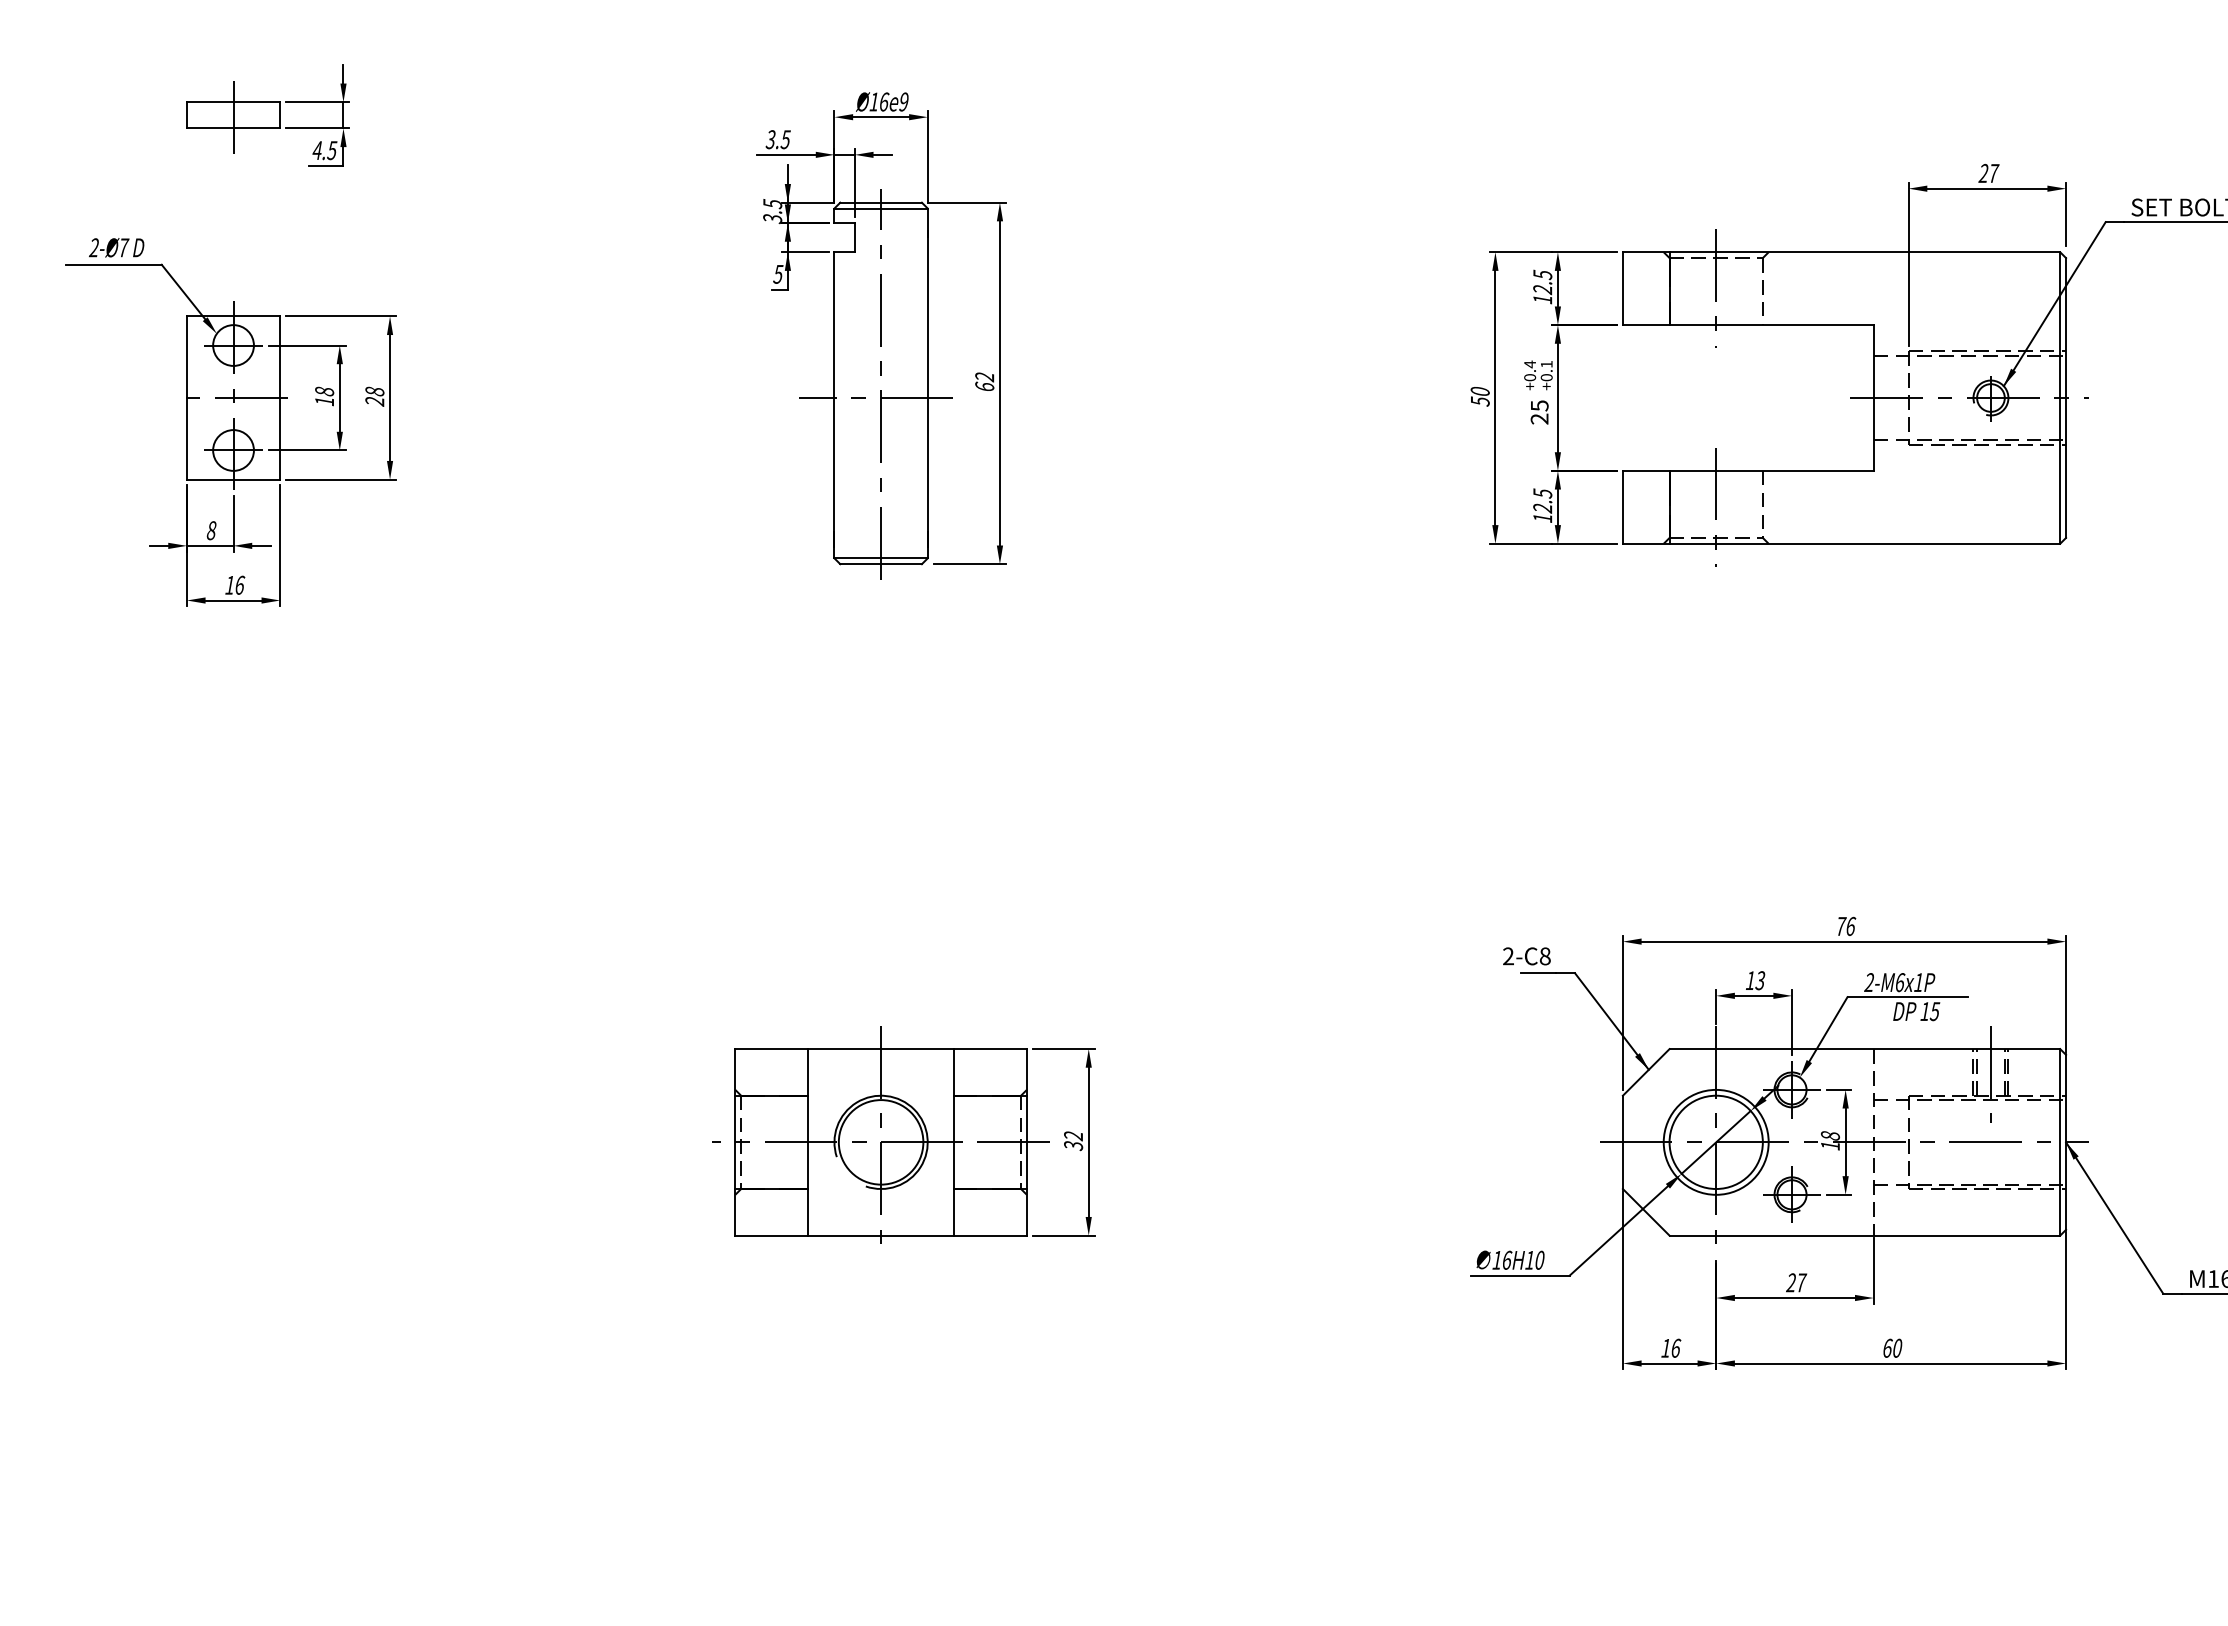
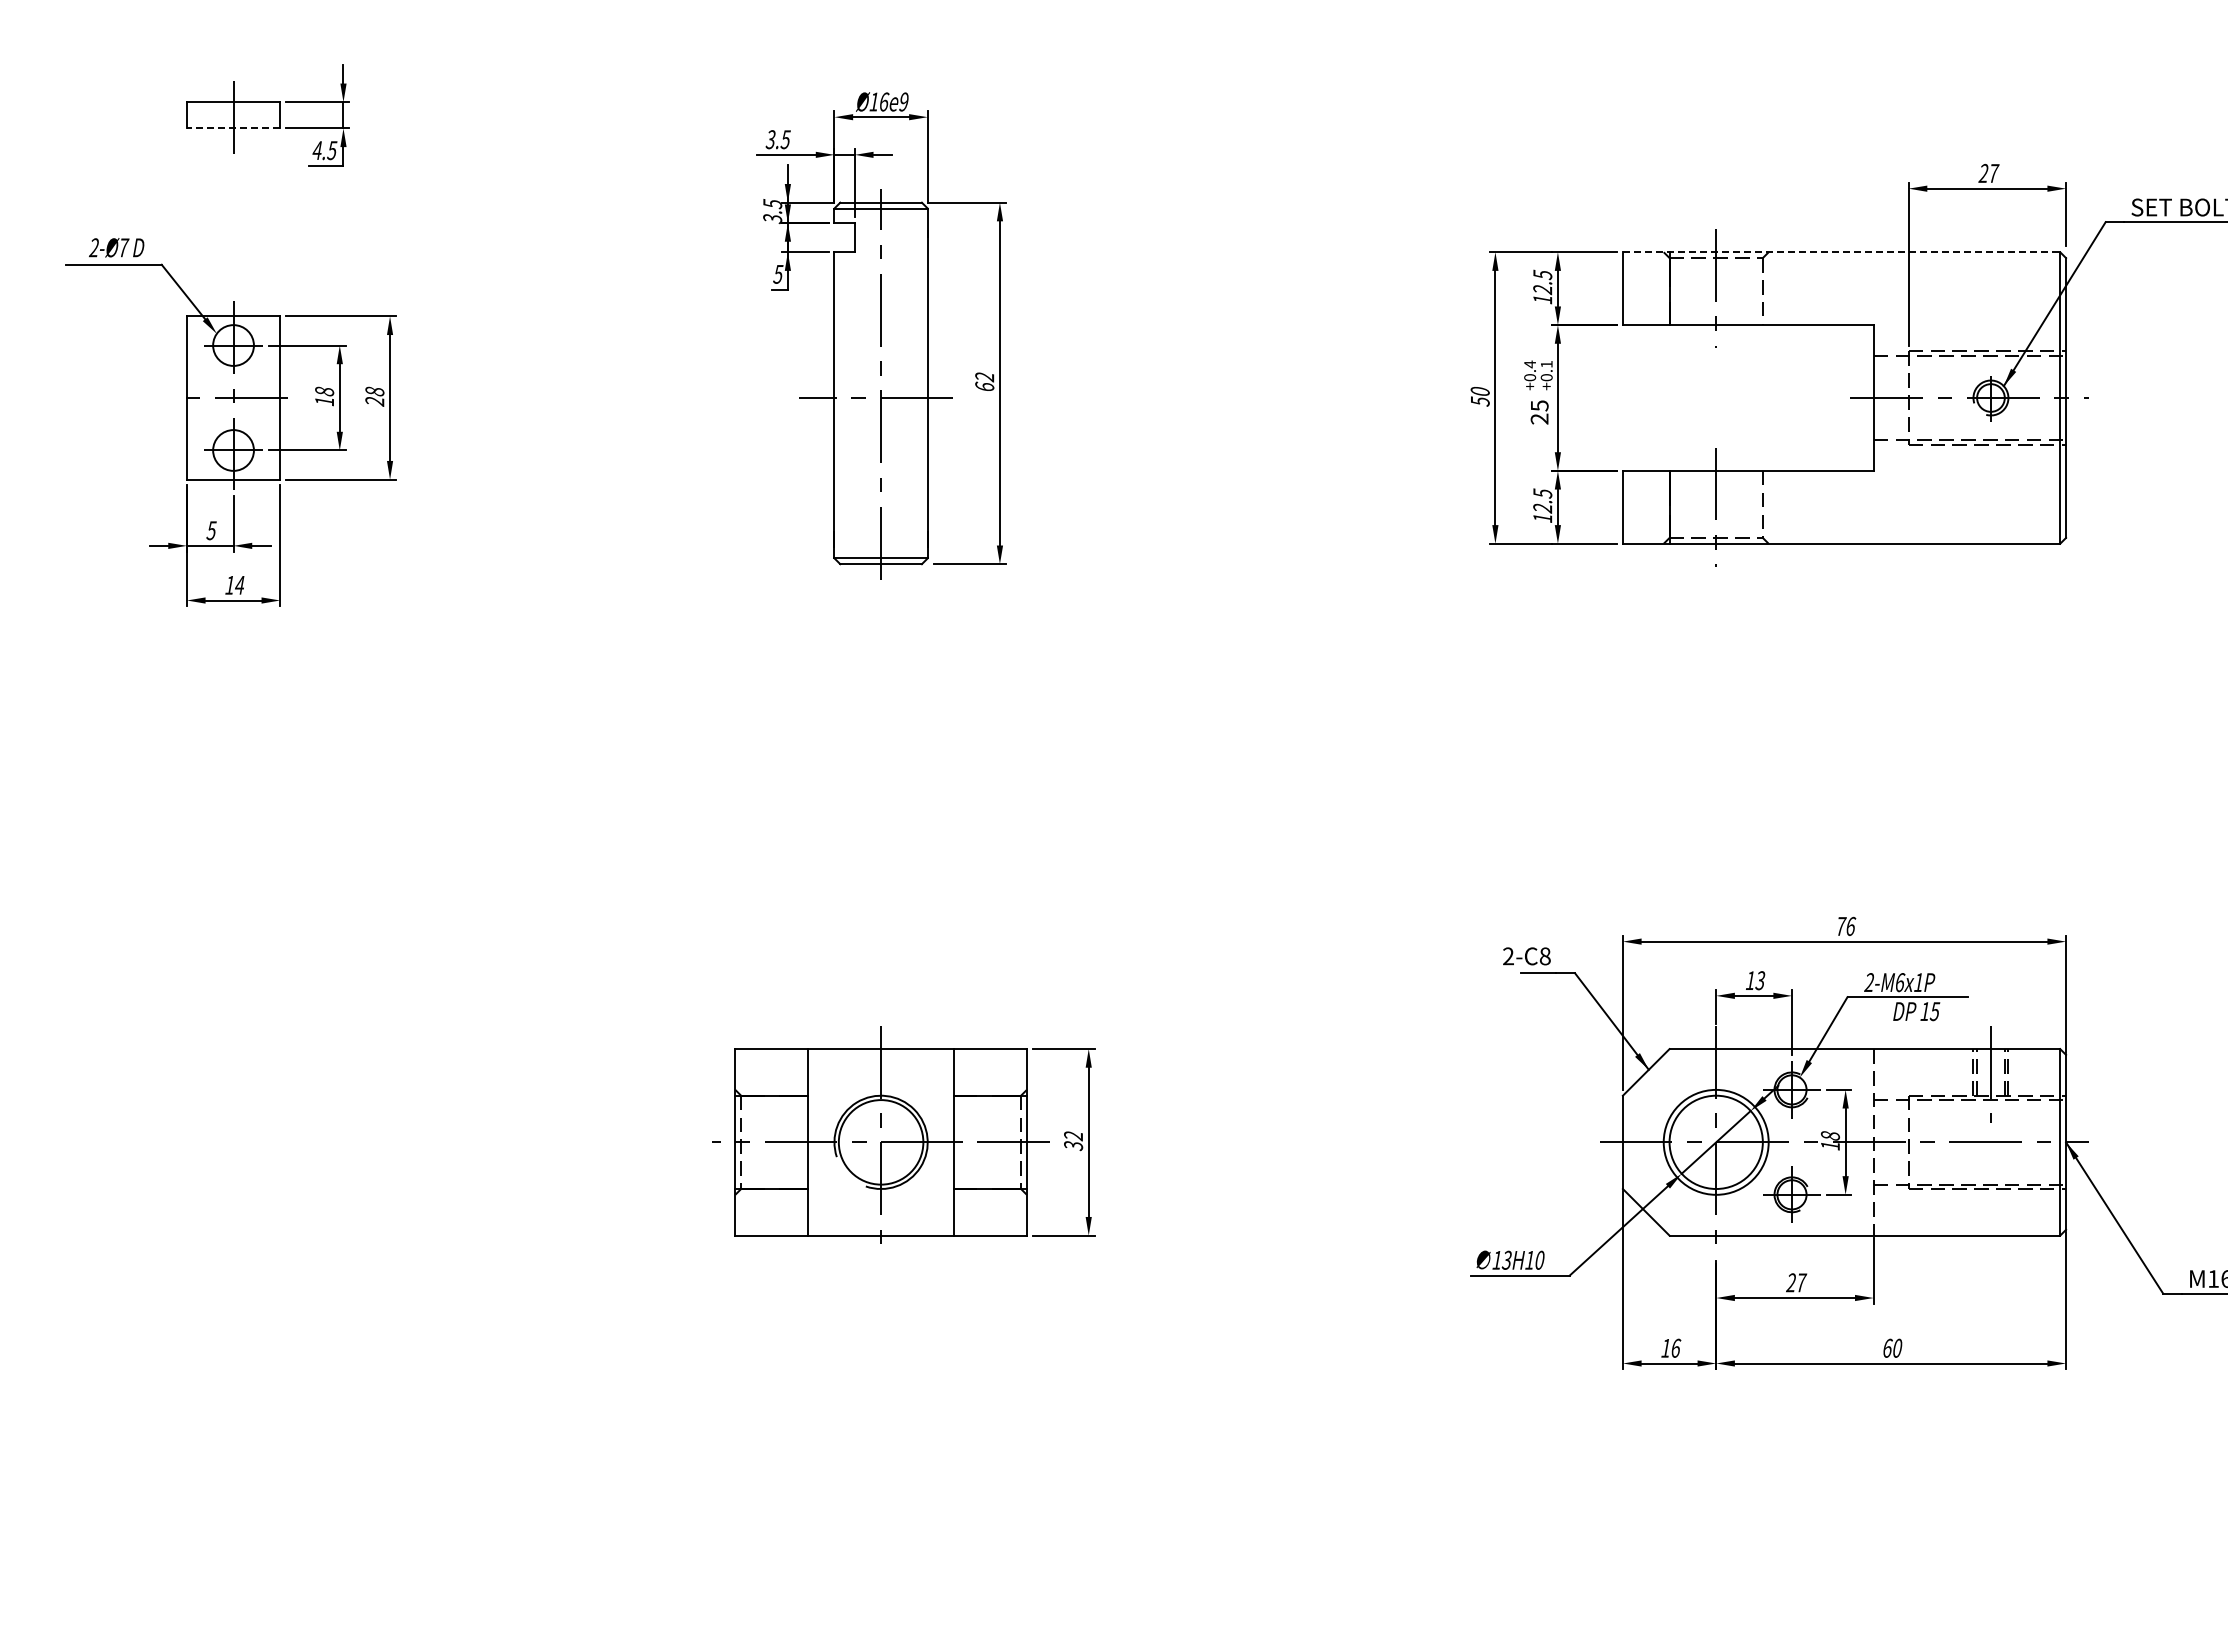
line: solid -> dashed (233, 128)
line: solid -> dashed (1841, 252)
text: 8 -> 5 (211, 530)
text: 16 -> 14 (240, 584)
text: 16H10 -> 13H10 (1506, 1259)
